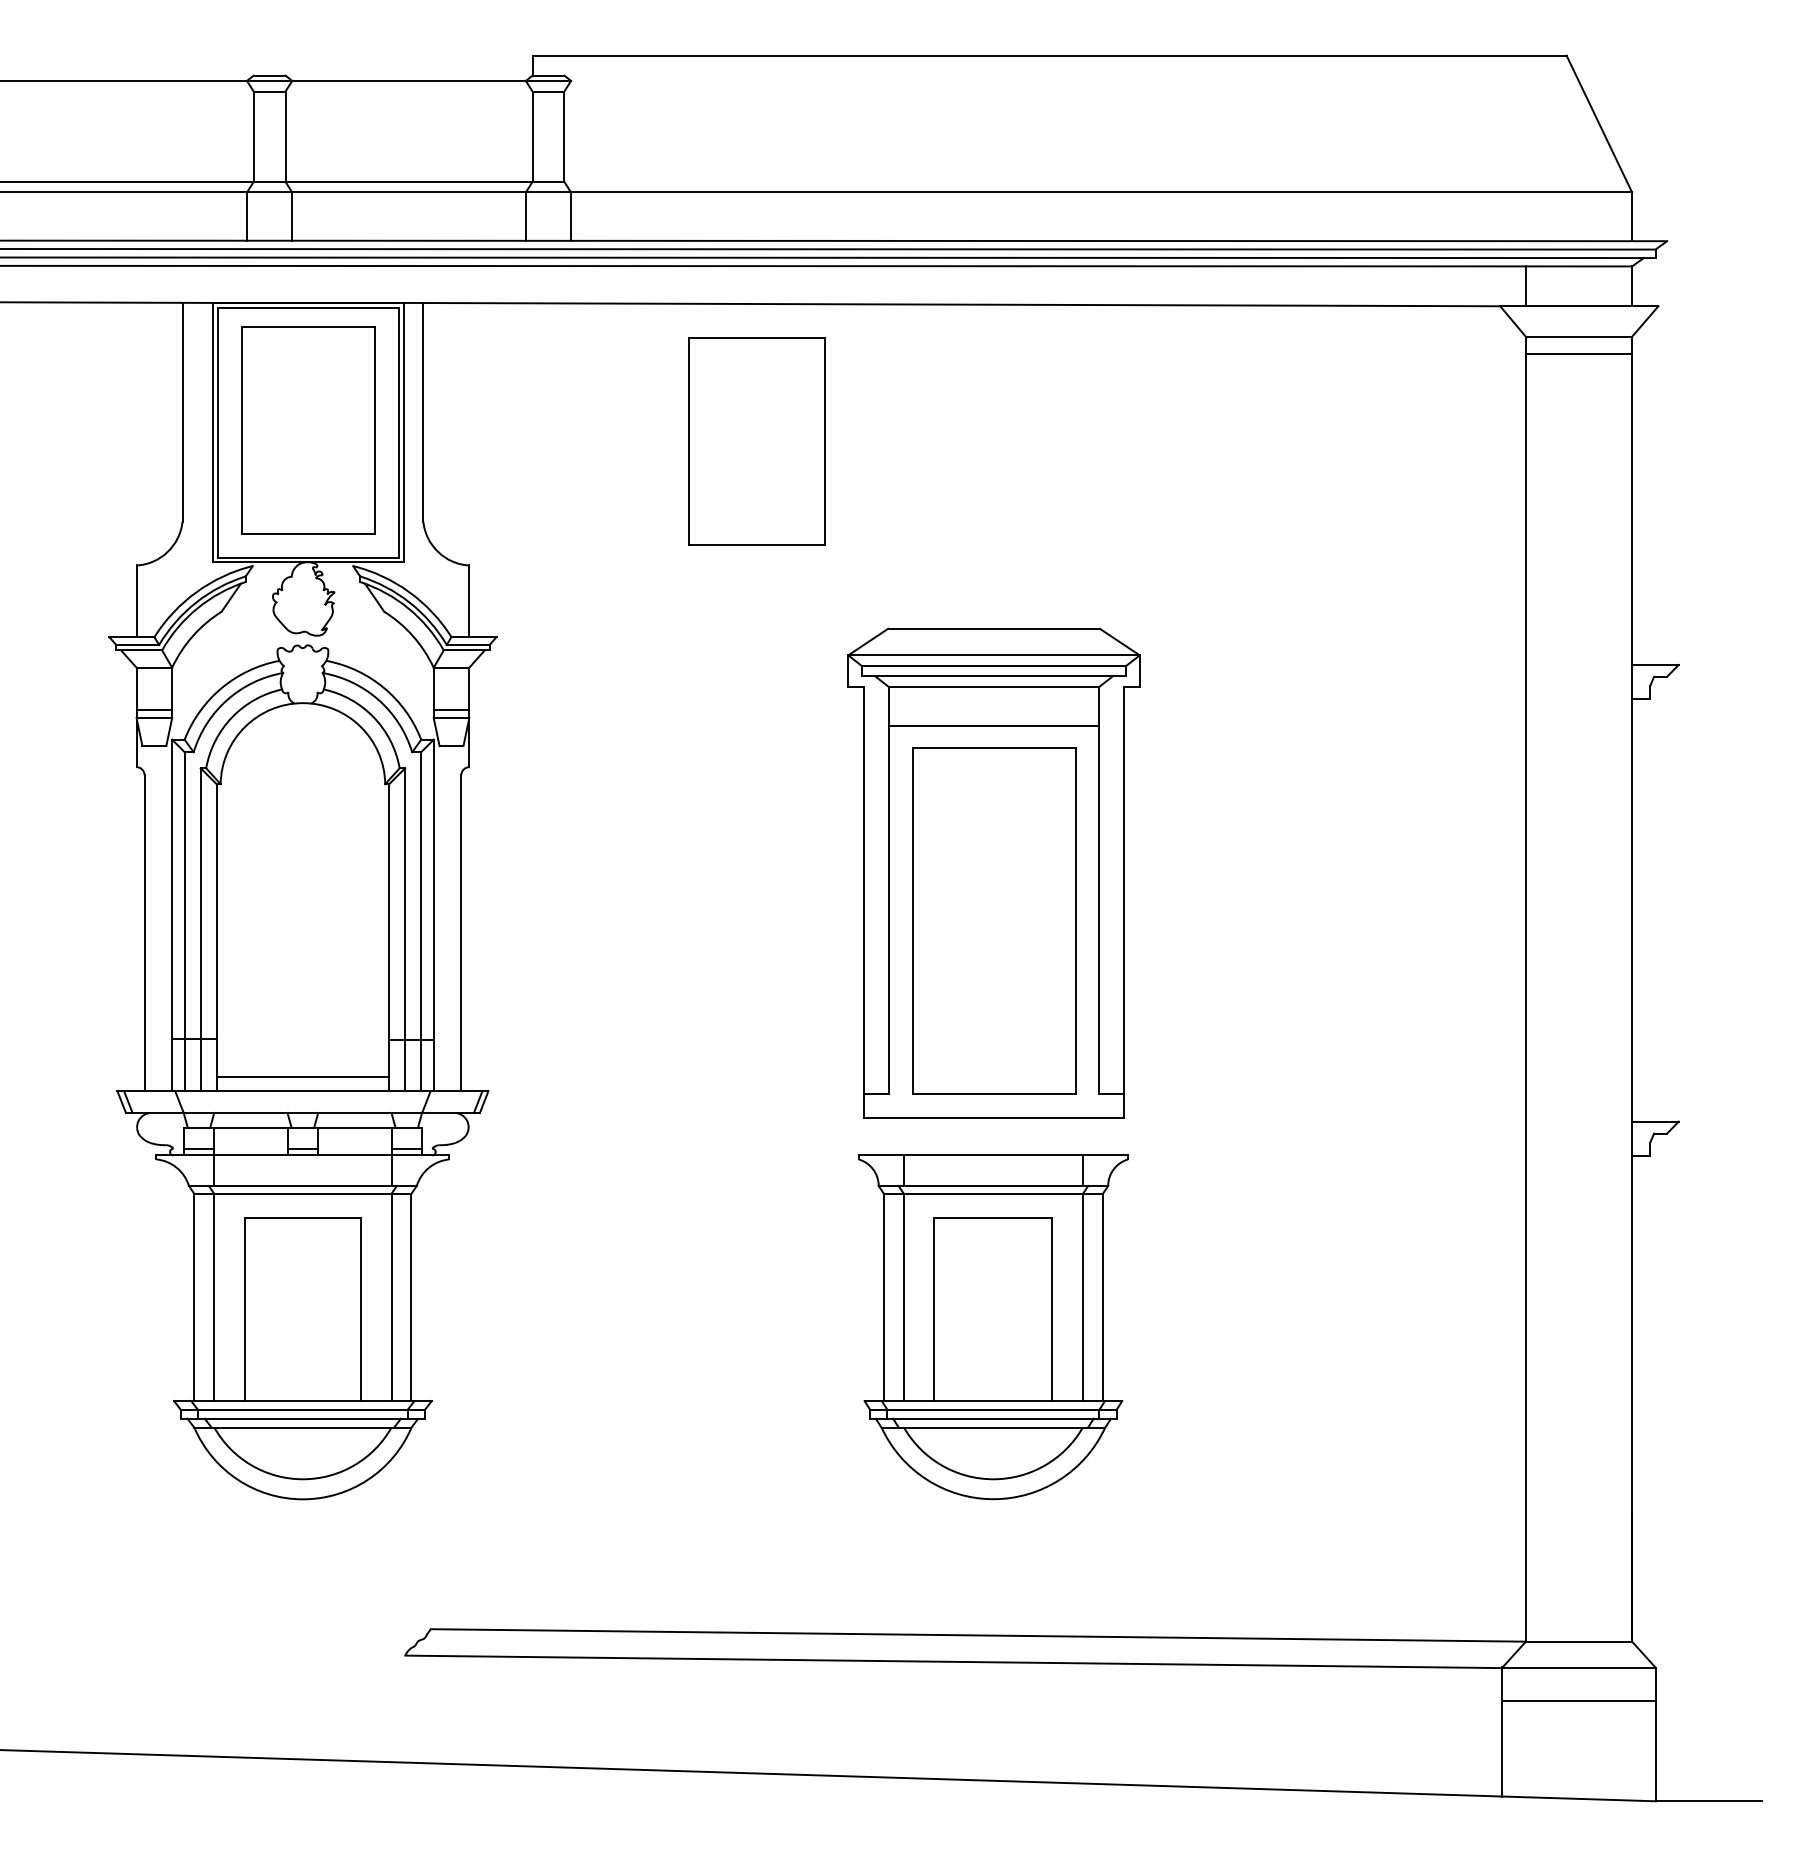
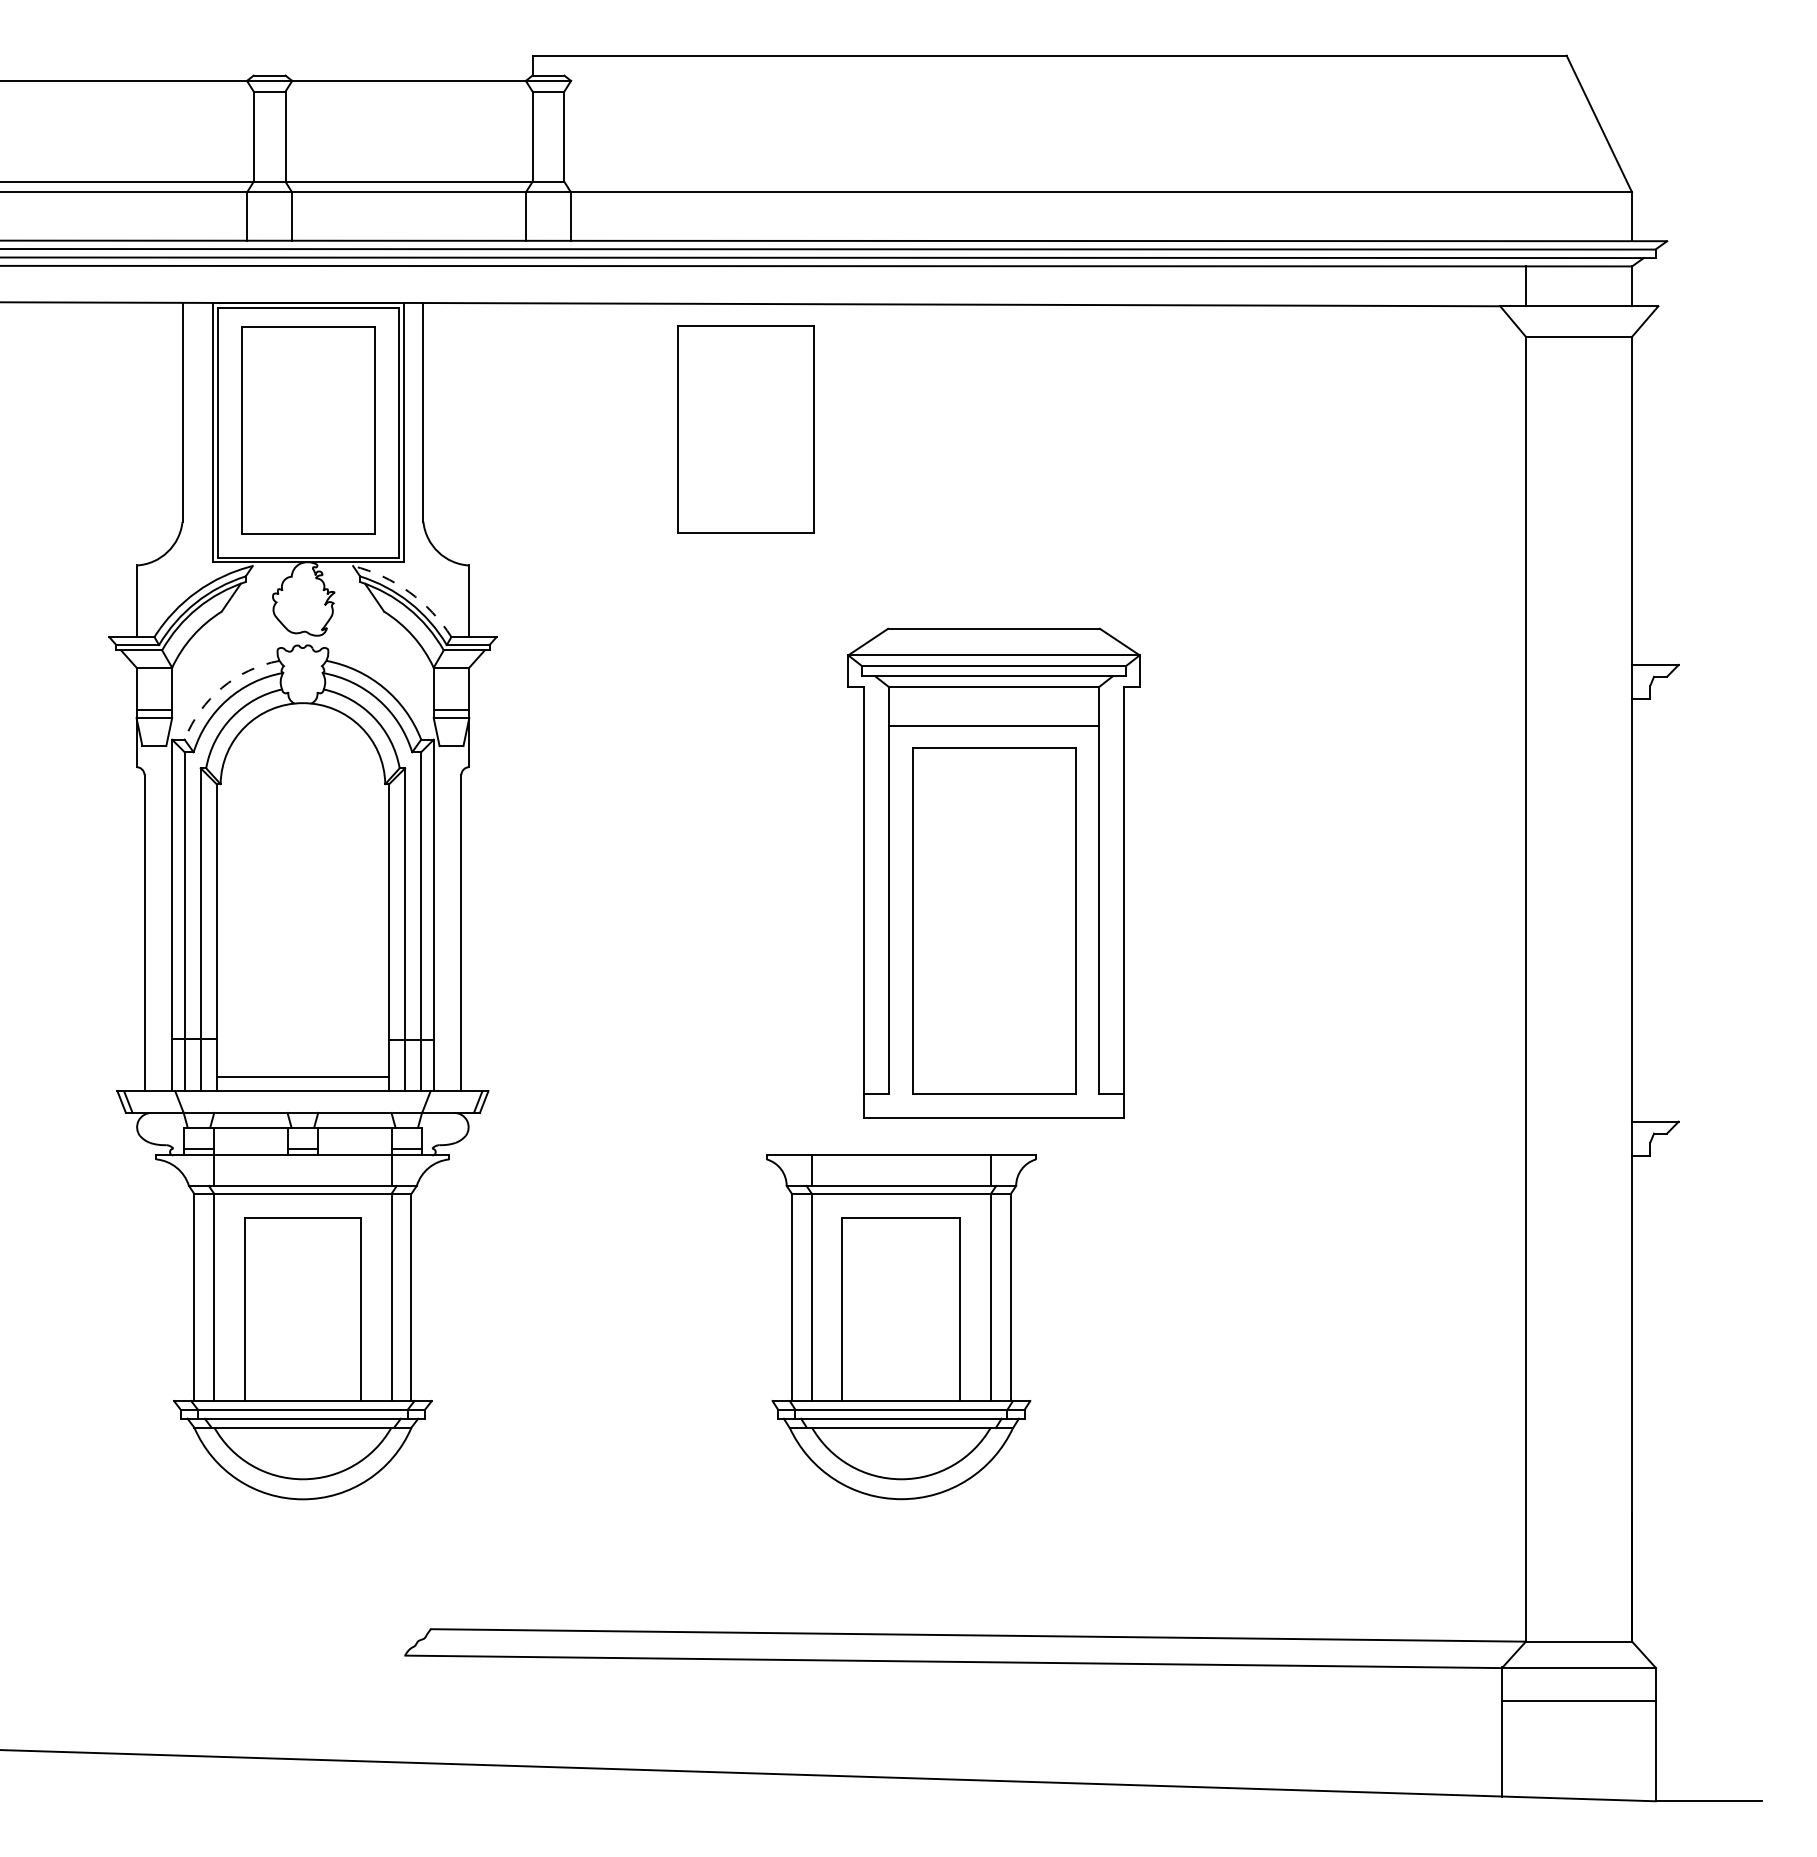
line: present -> none (1578, 354)
part position: (756, 441) -> (745, 429) (745, 429)
arc: solid -> dashed (409, 592)
arc: solid -> dashed (221, 687)
part position: (993, 1327) -> (901, 1327) (901, 1327)
